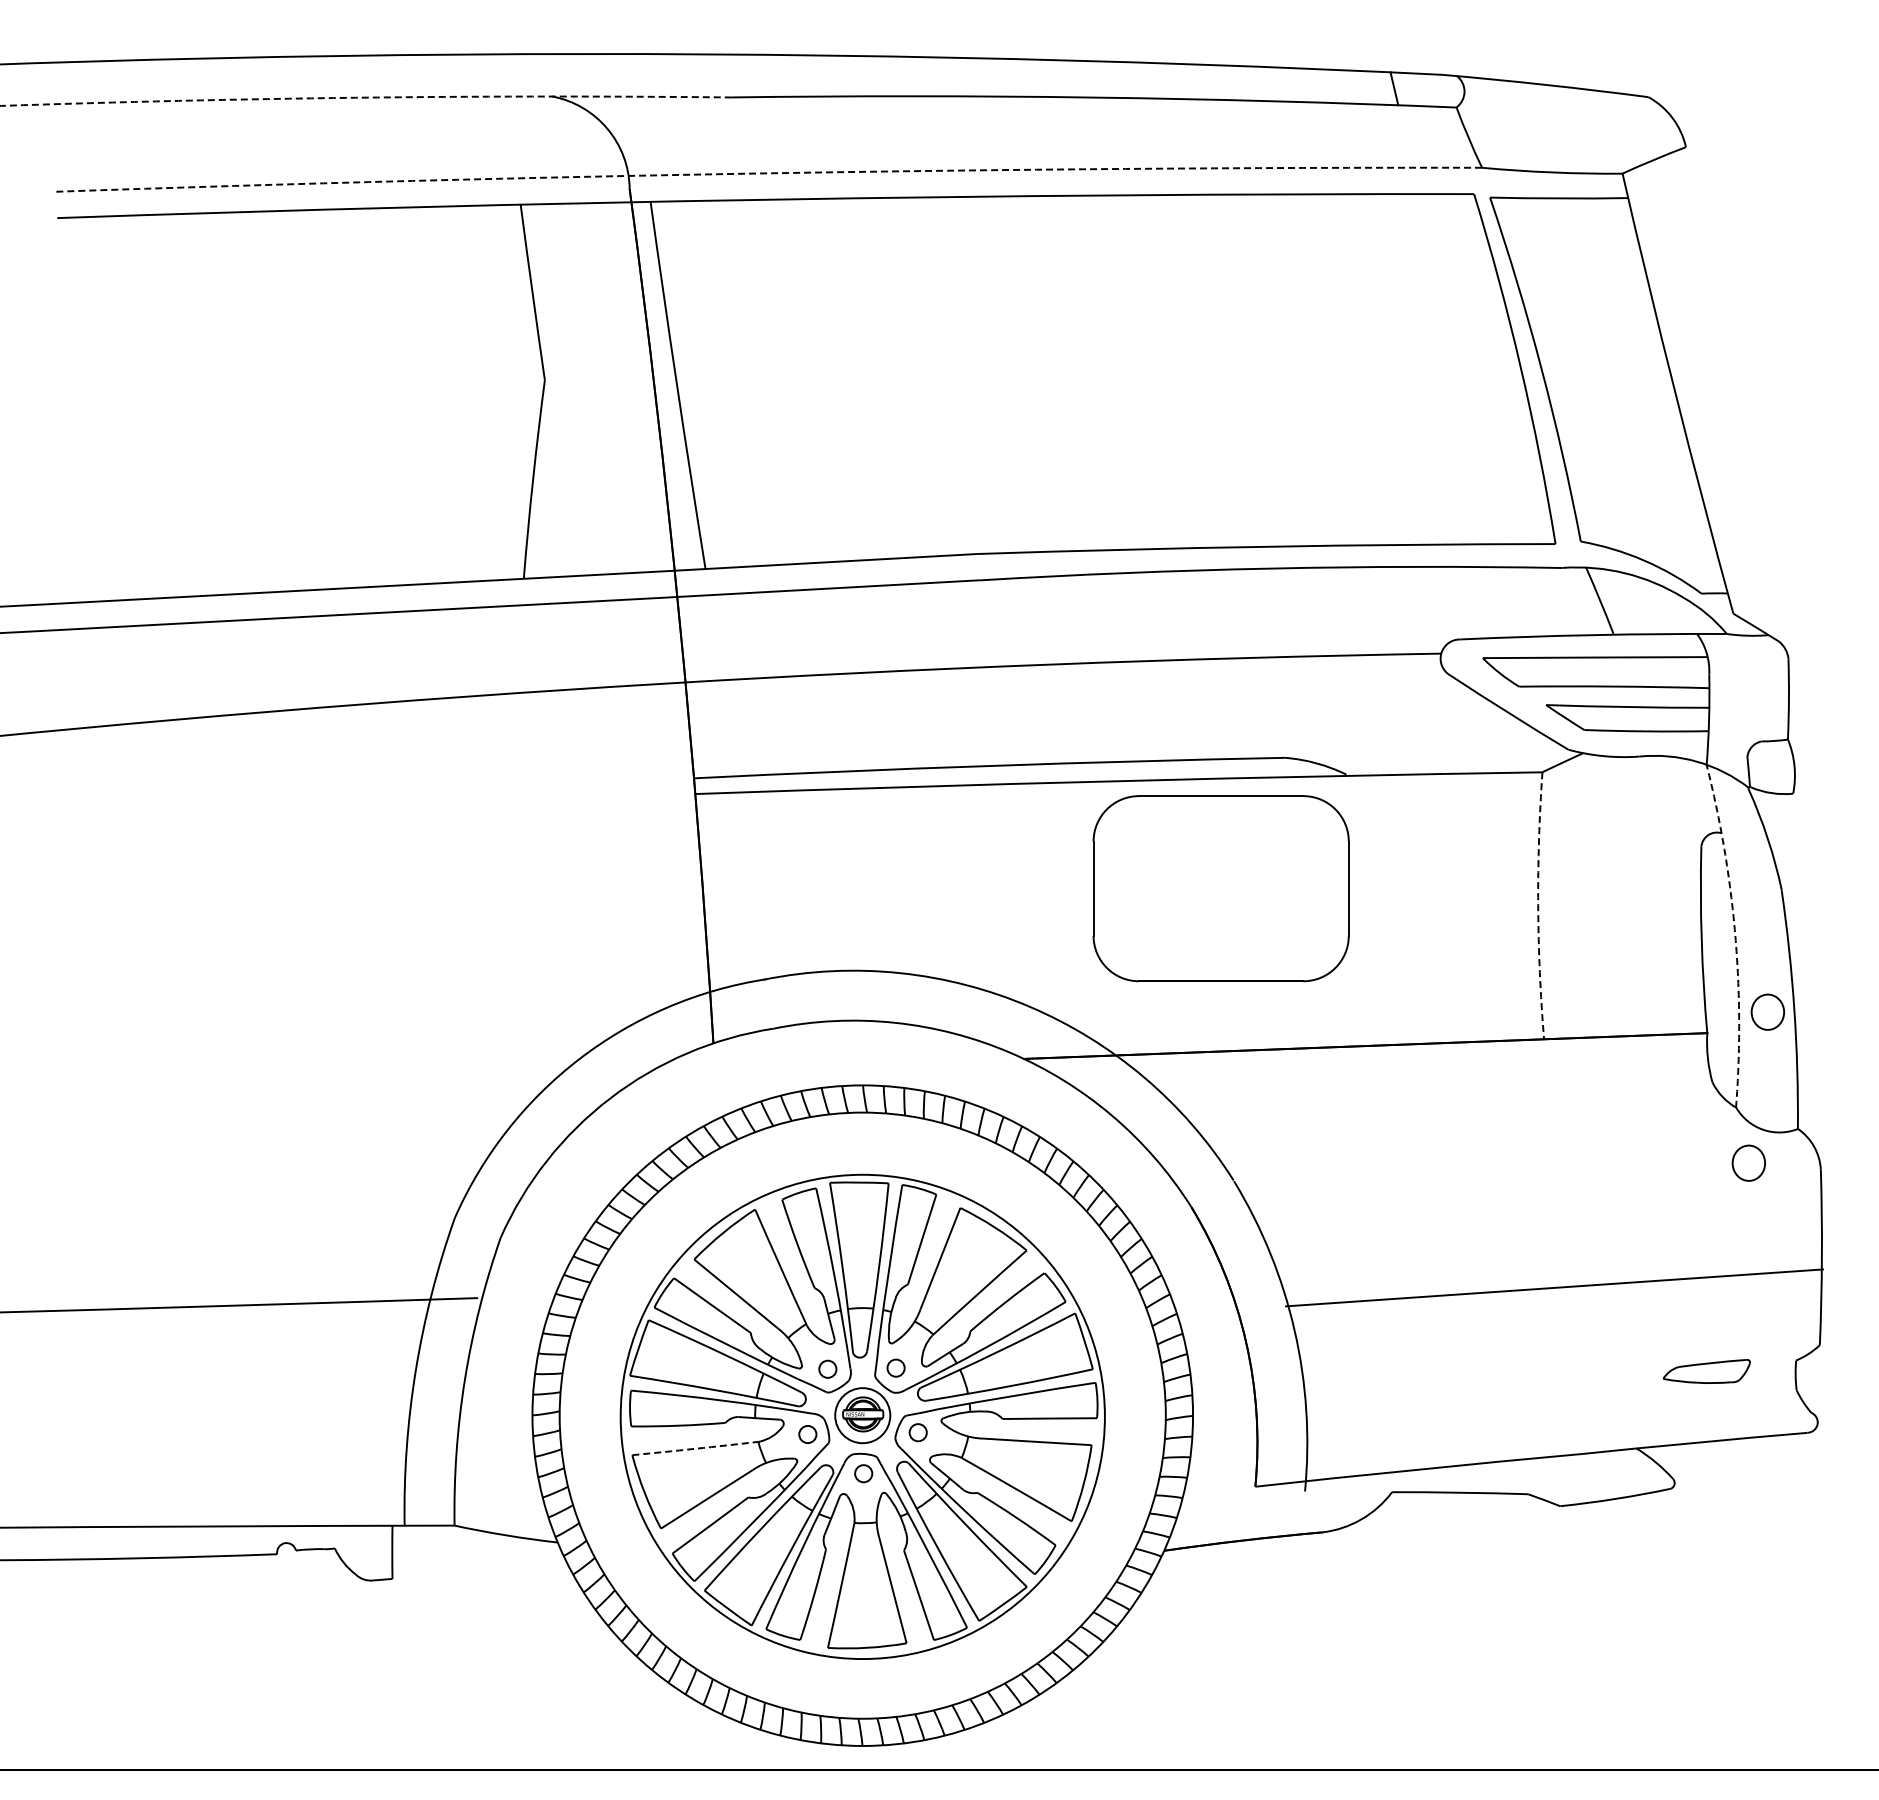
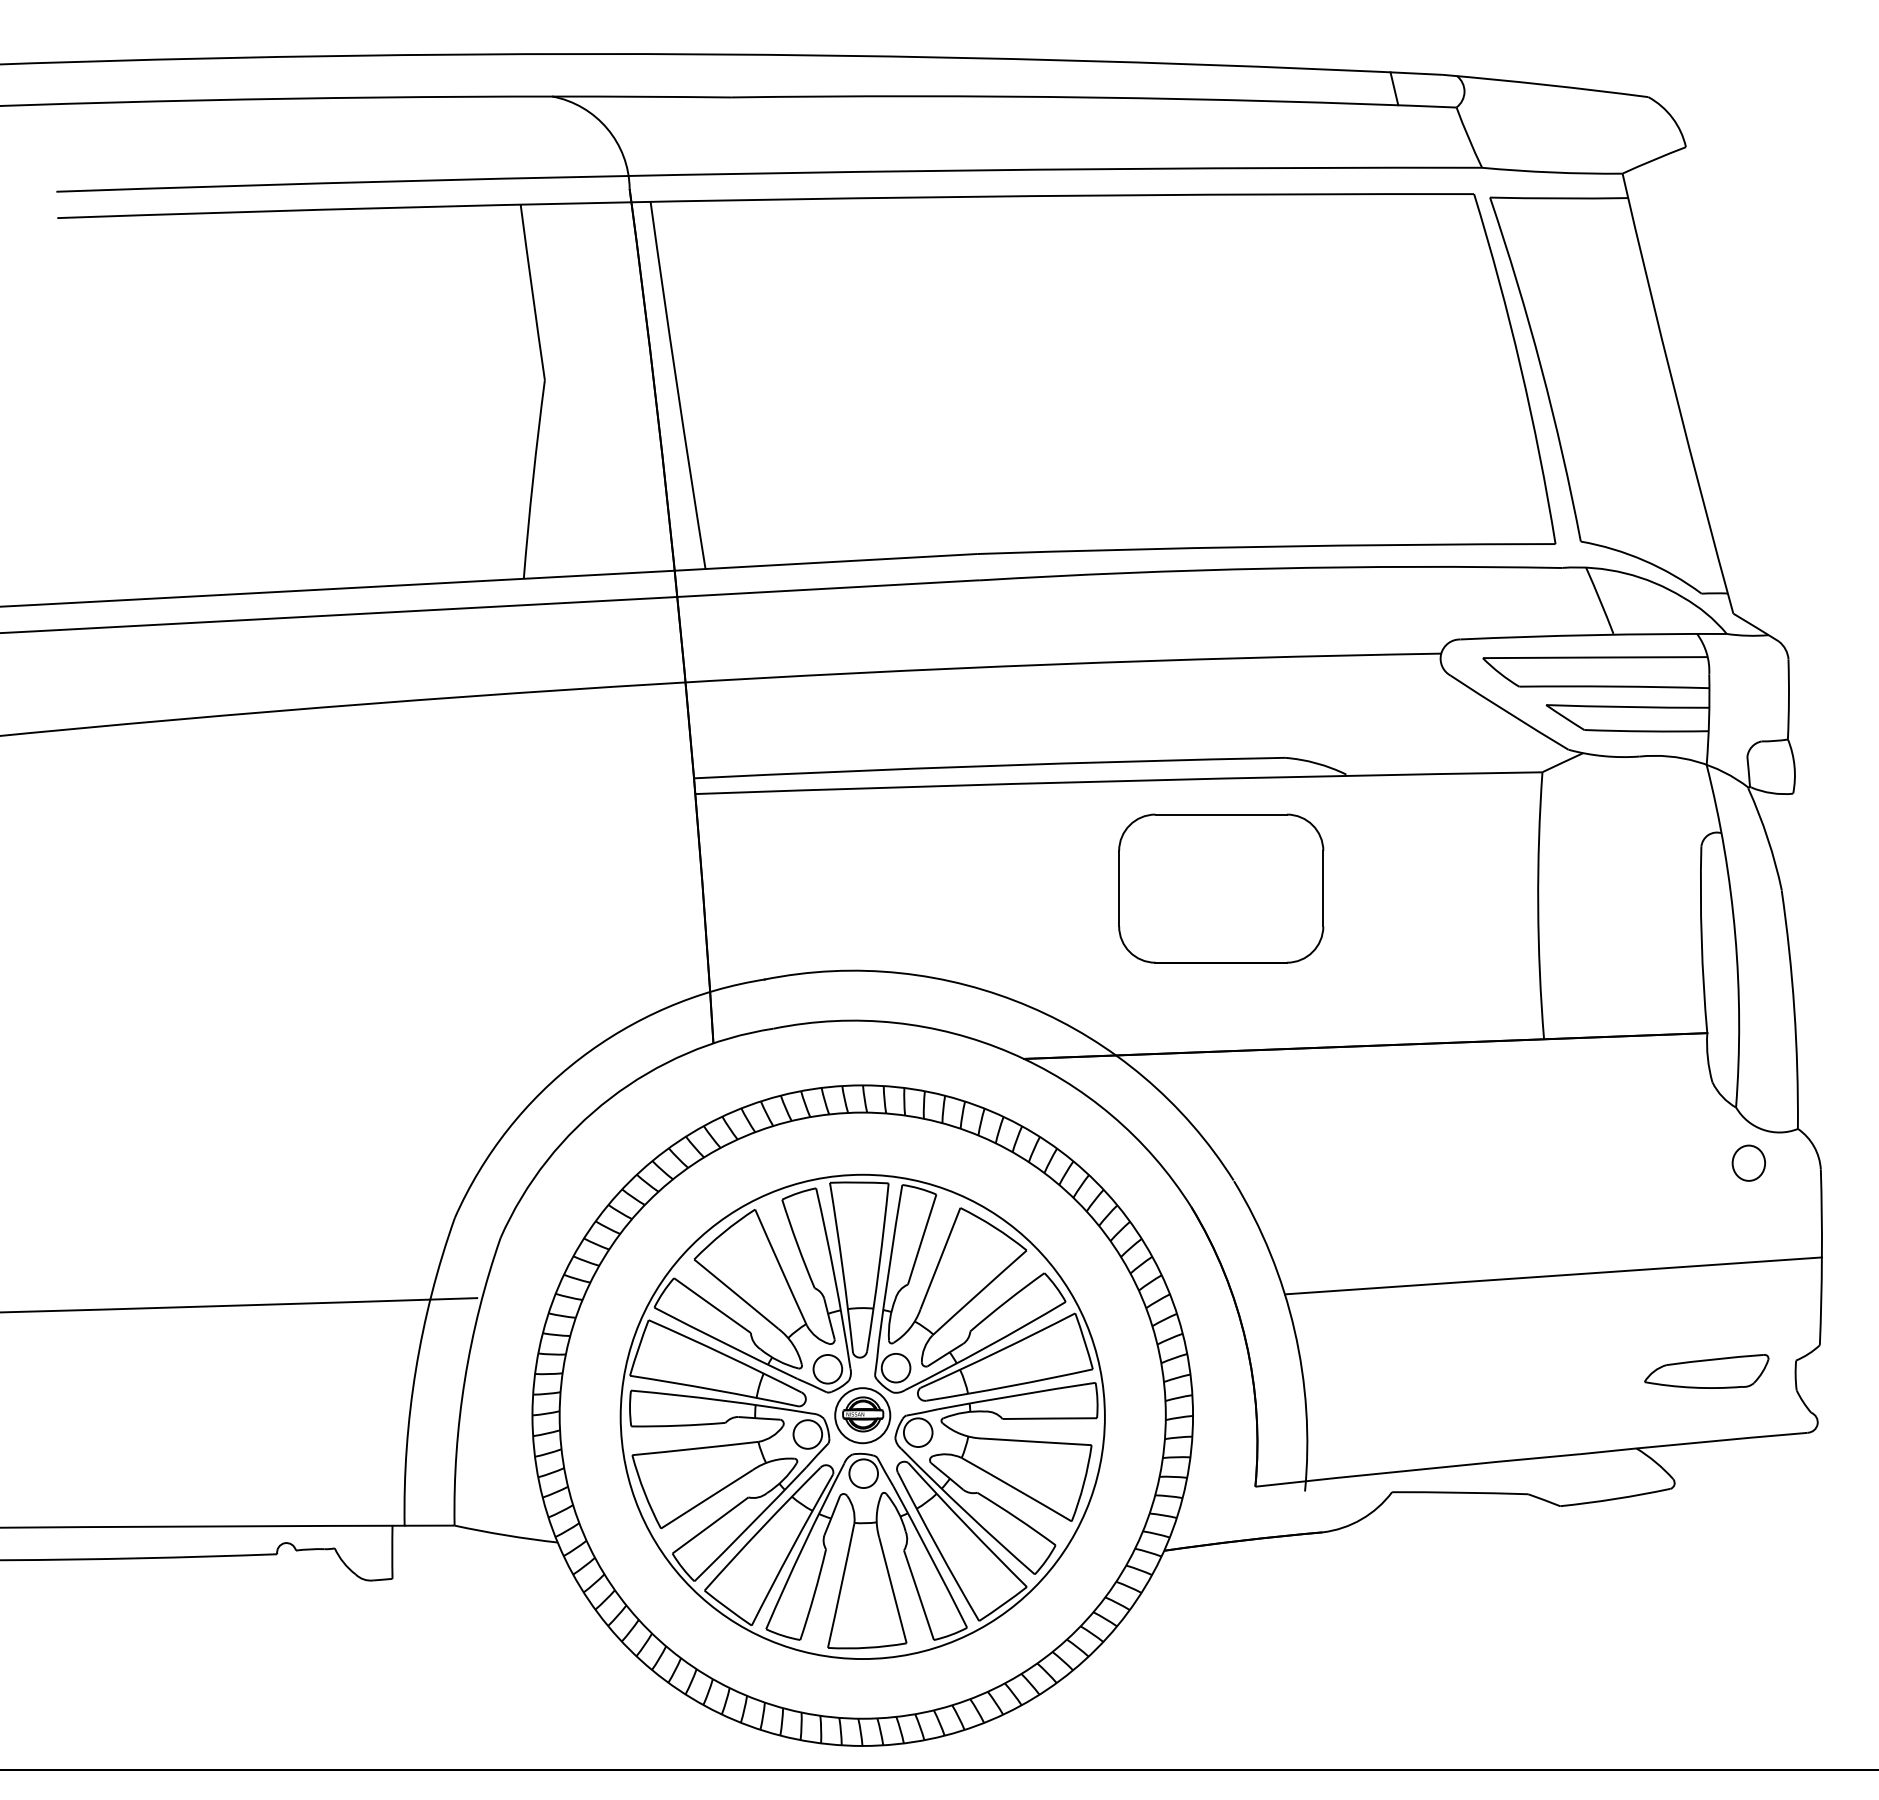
arc: dashed -> solid (365, 97)
arc: dashed -> solid (769, 173)
part size: 258x188 px -> 207x151 px (1221, 888)
arc: dashed -> solid (1538, 905)
arc: dashed -> solid (1735, 935)
part: present -> none (1767, 1011)
line position: (1554, 1287) -> (1553, 1275) (1553, 1275)
circle diameter: 17 px -> 29 px (895, 1367)
circle diameter: 17 px -> 29 px (827, 1368)
part size: 89x25 px -> 126x35 px (1706, 1371)
circle diameter: 17 px -> 29 px (917, 1432)
circle diameter: 17 px -> 29 px (807, 1434)
arc: dashed -> solid (695, 1448)
circle diameter: 17 px -> 29 px (863, 1473)
